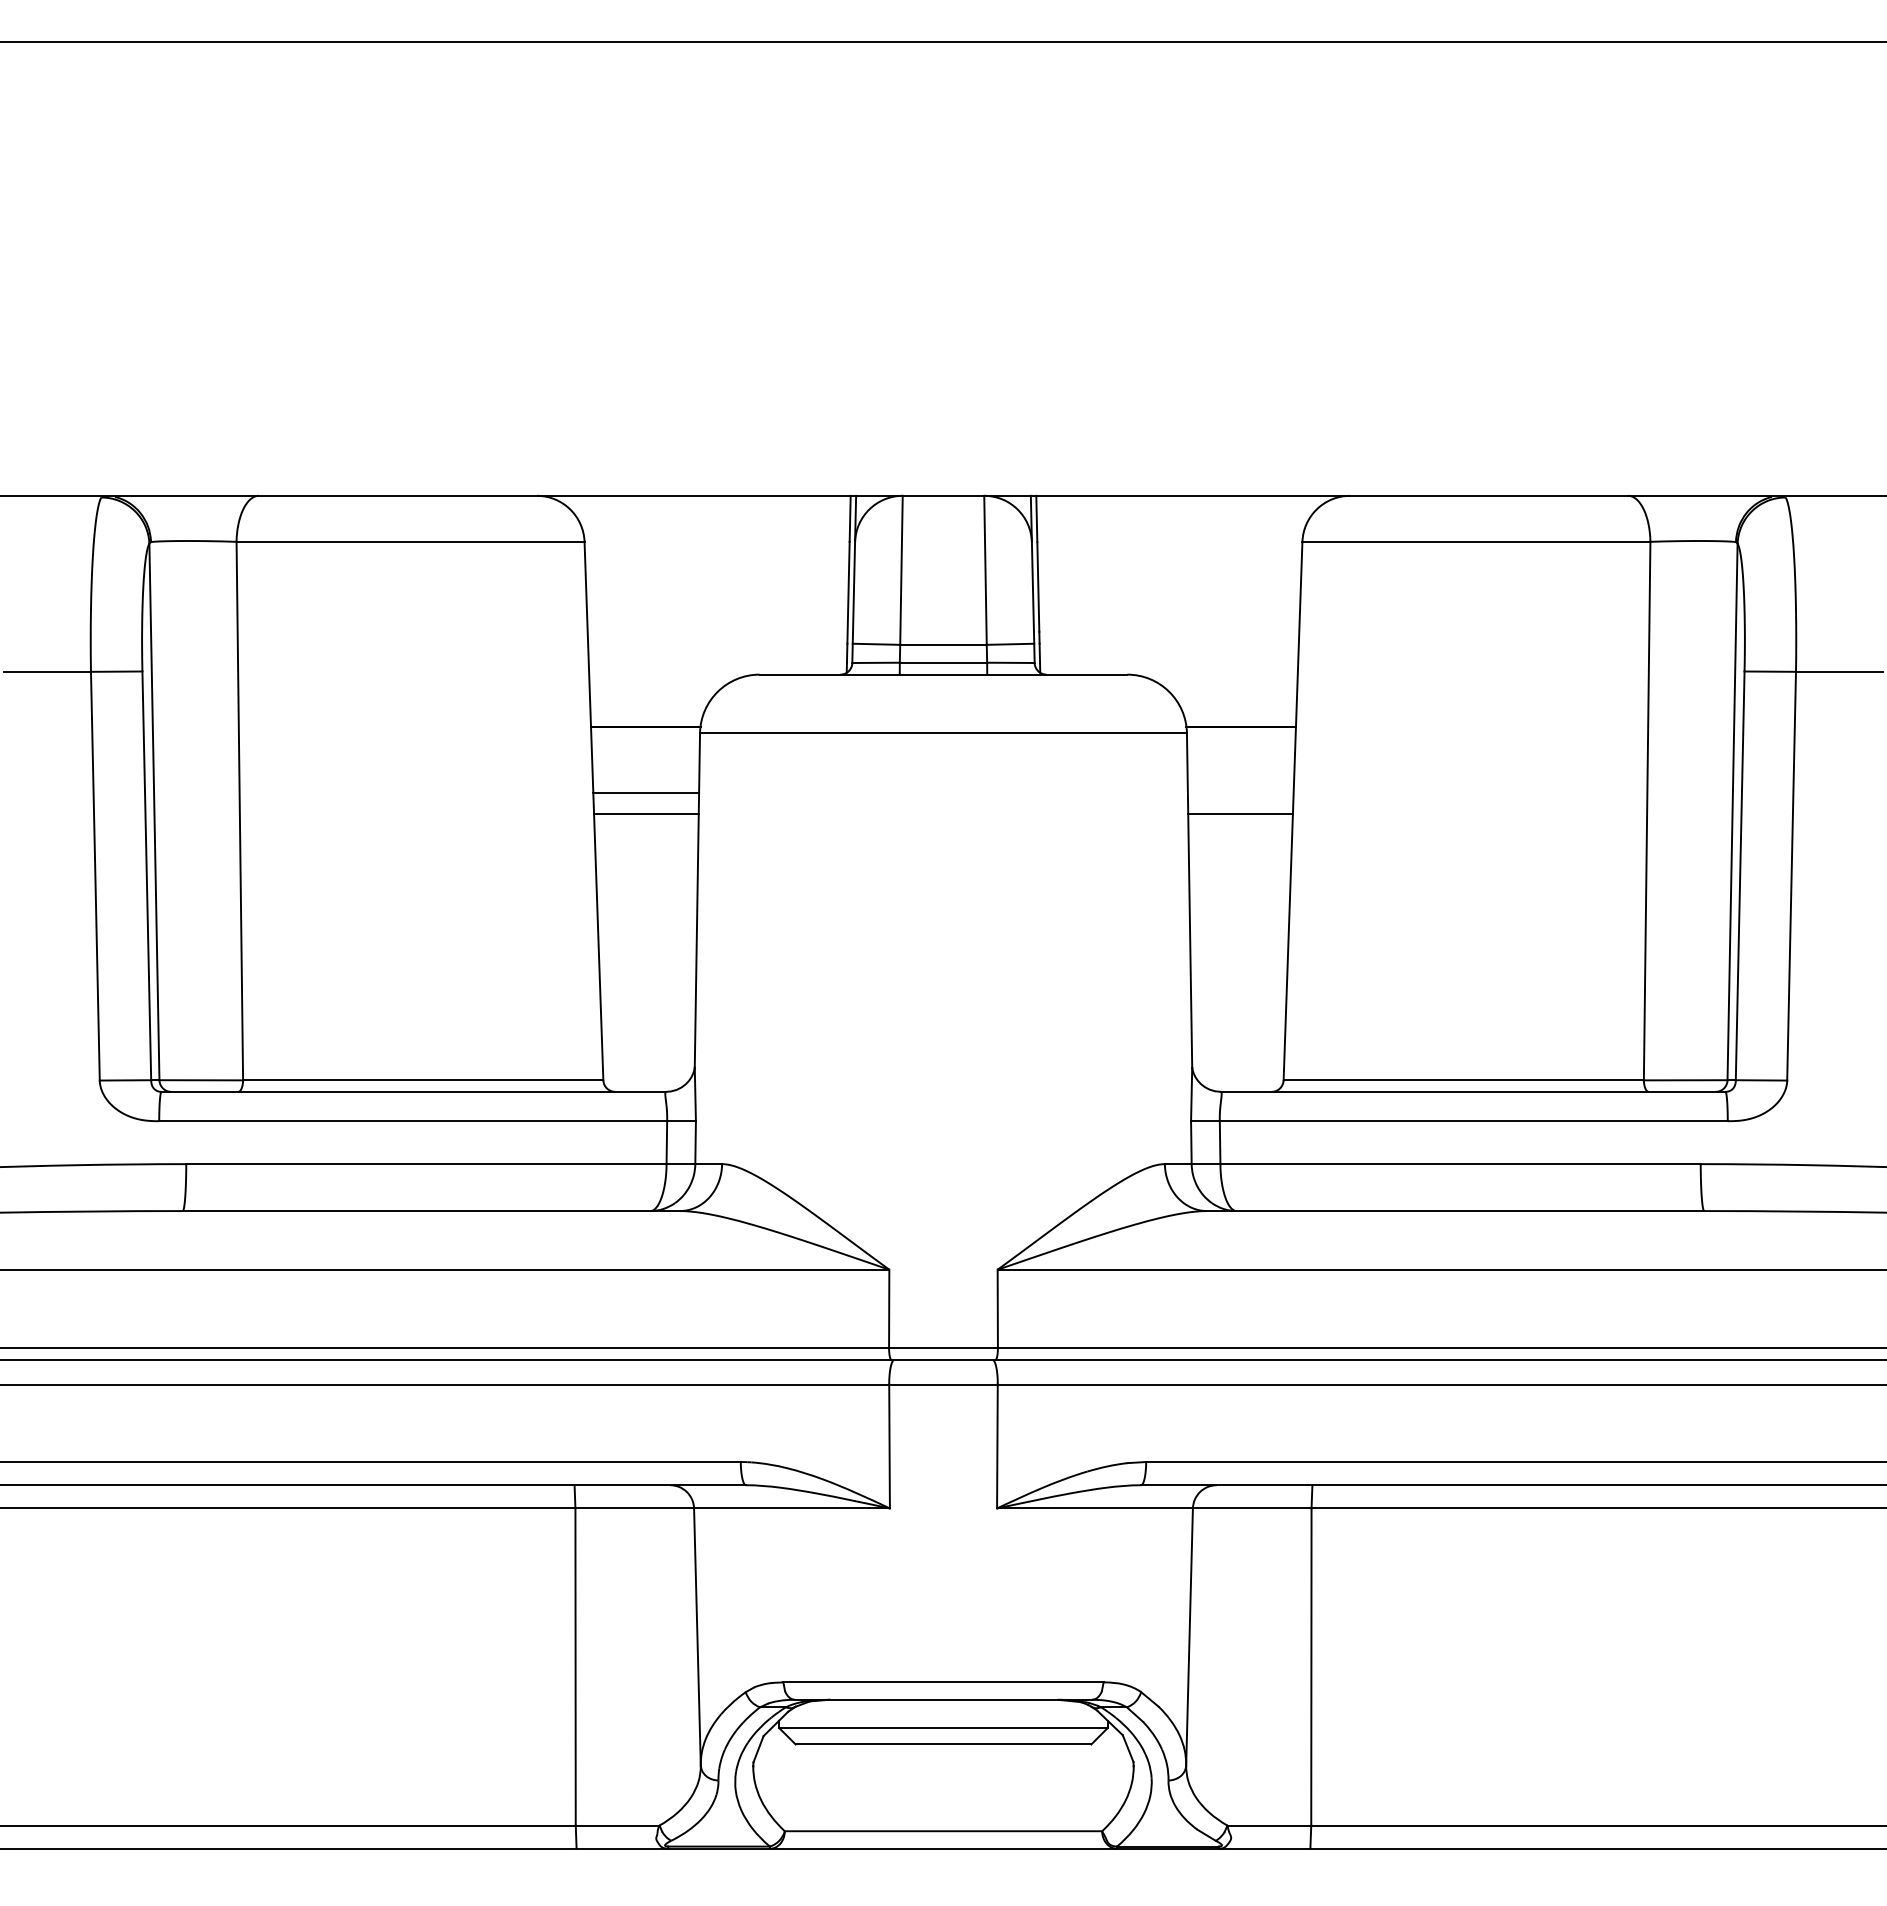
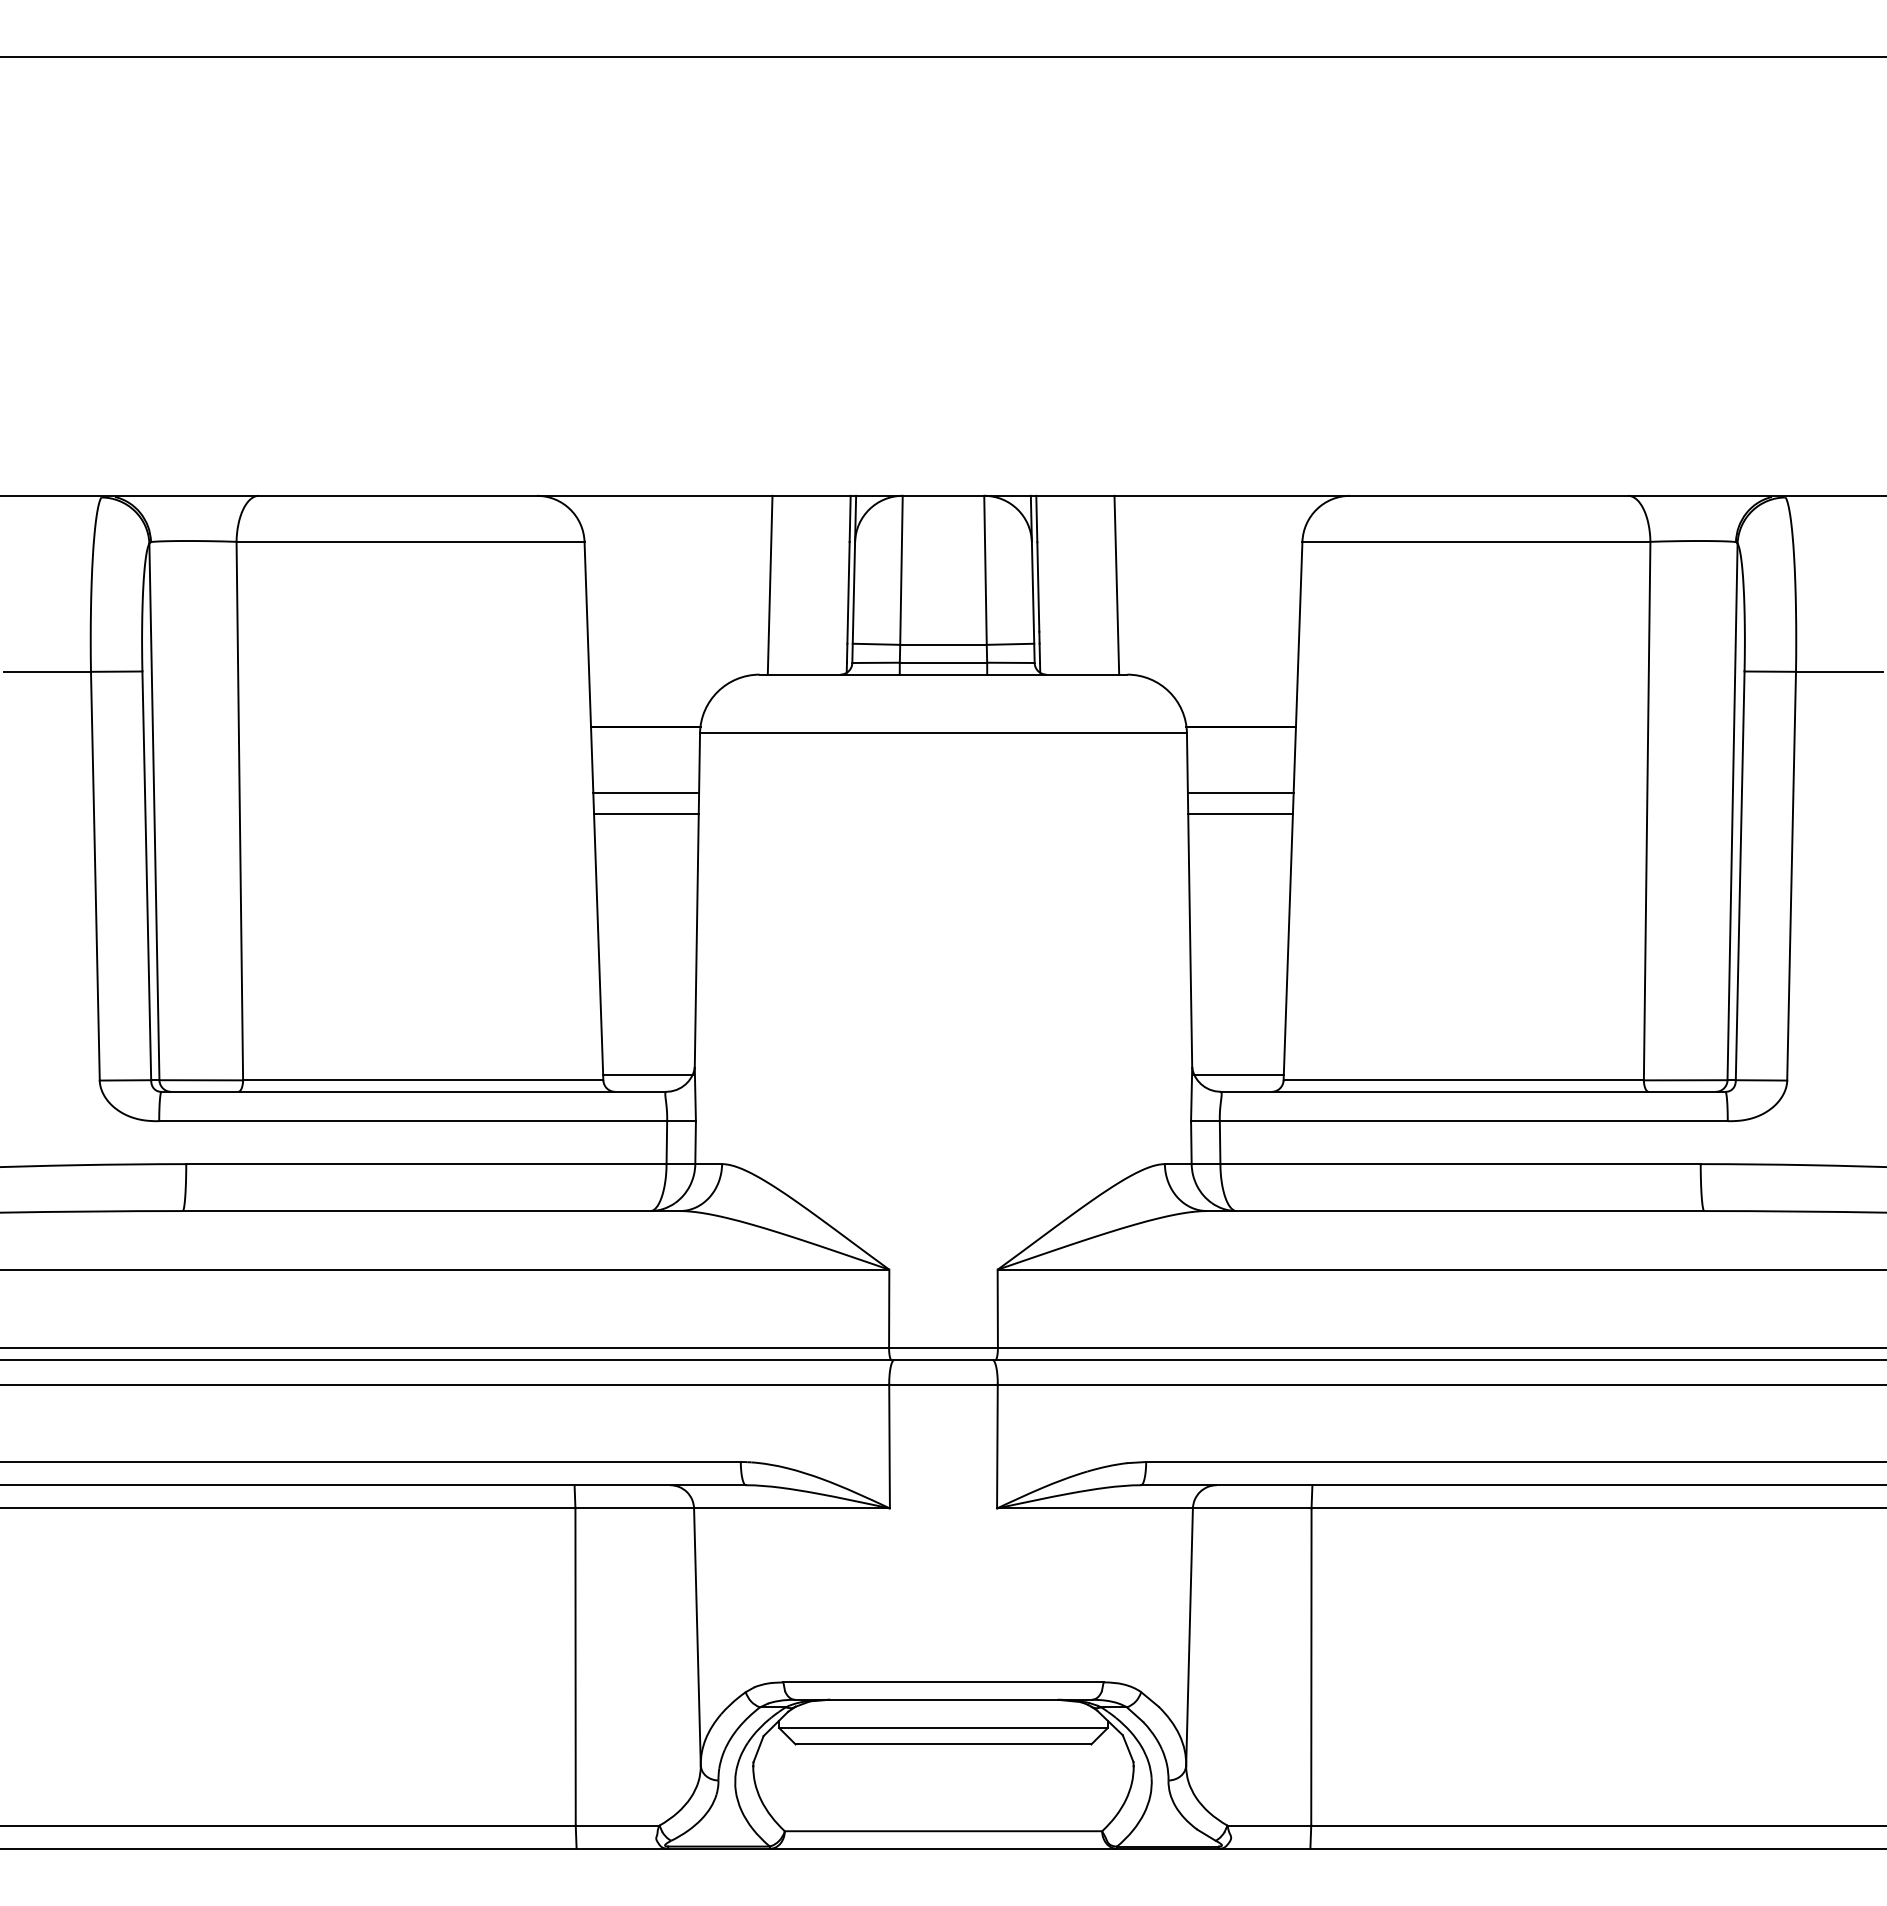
line position: (942, 42) -> (942, 57) (942, 57)
line: none -> present (769, 584)
line: none -> present (1116, 584)
line: none -> present (1240, 793)
line: none -> present (647, 1074)
line: none -> present (1238, 1074)
